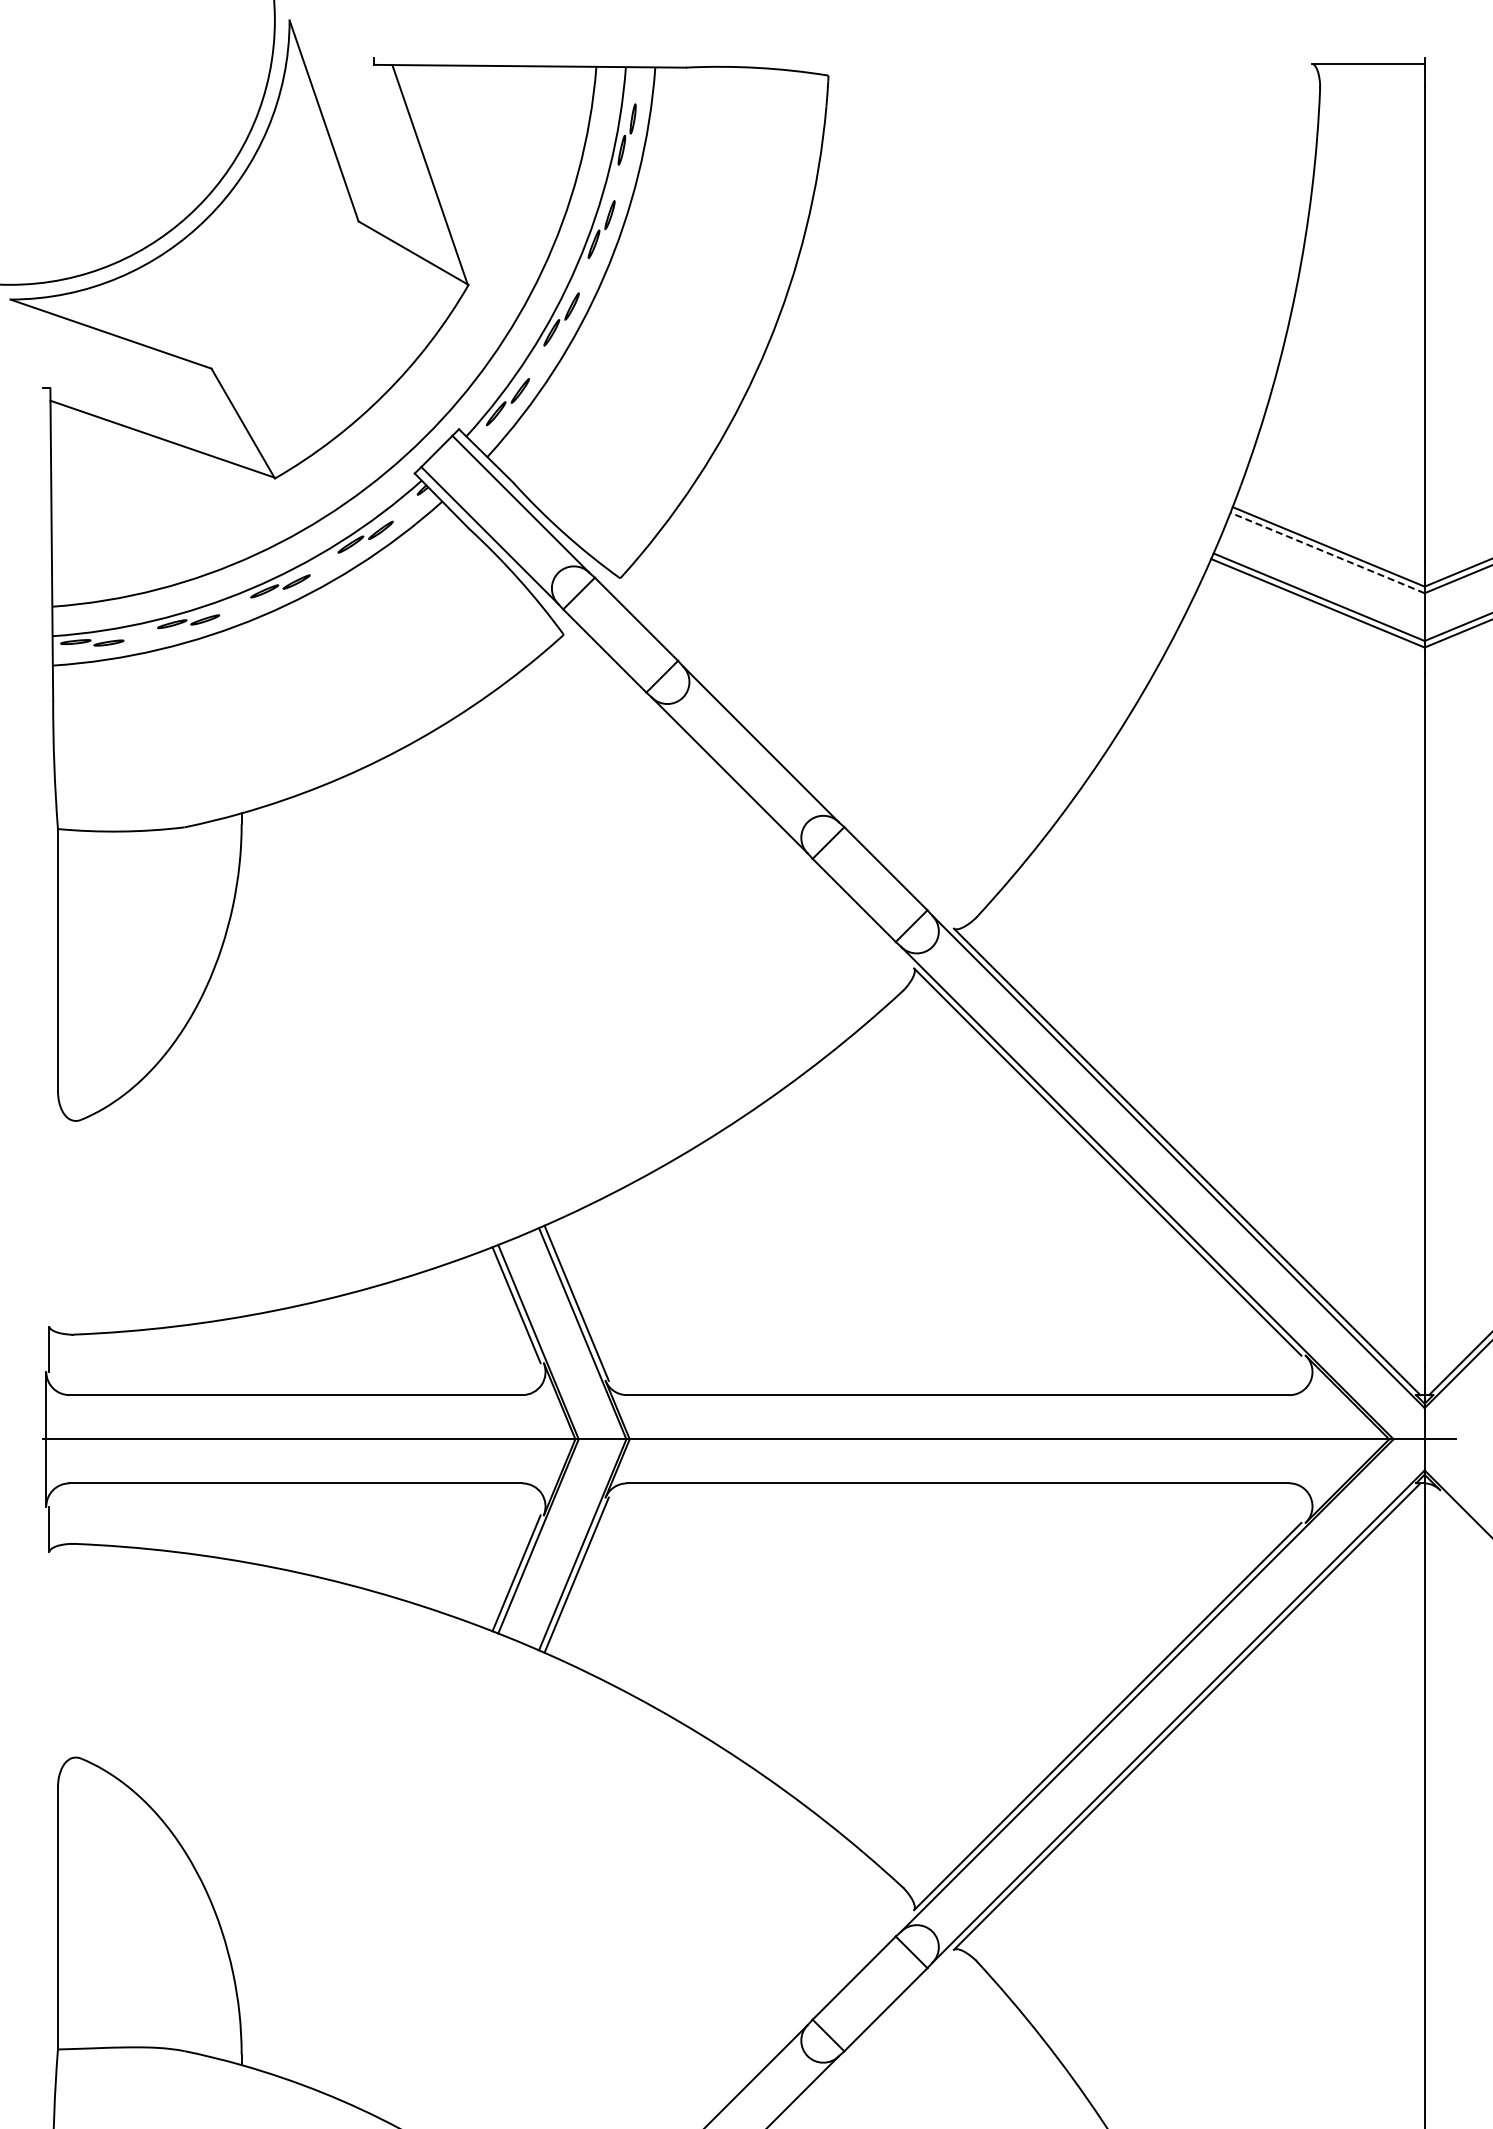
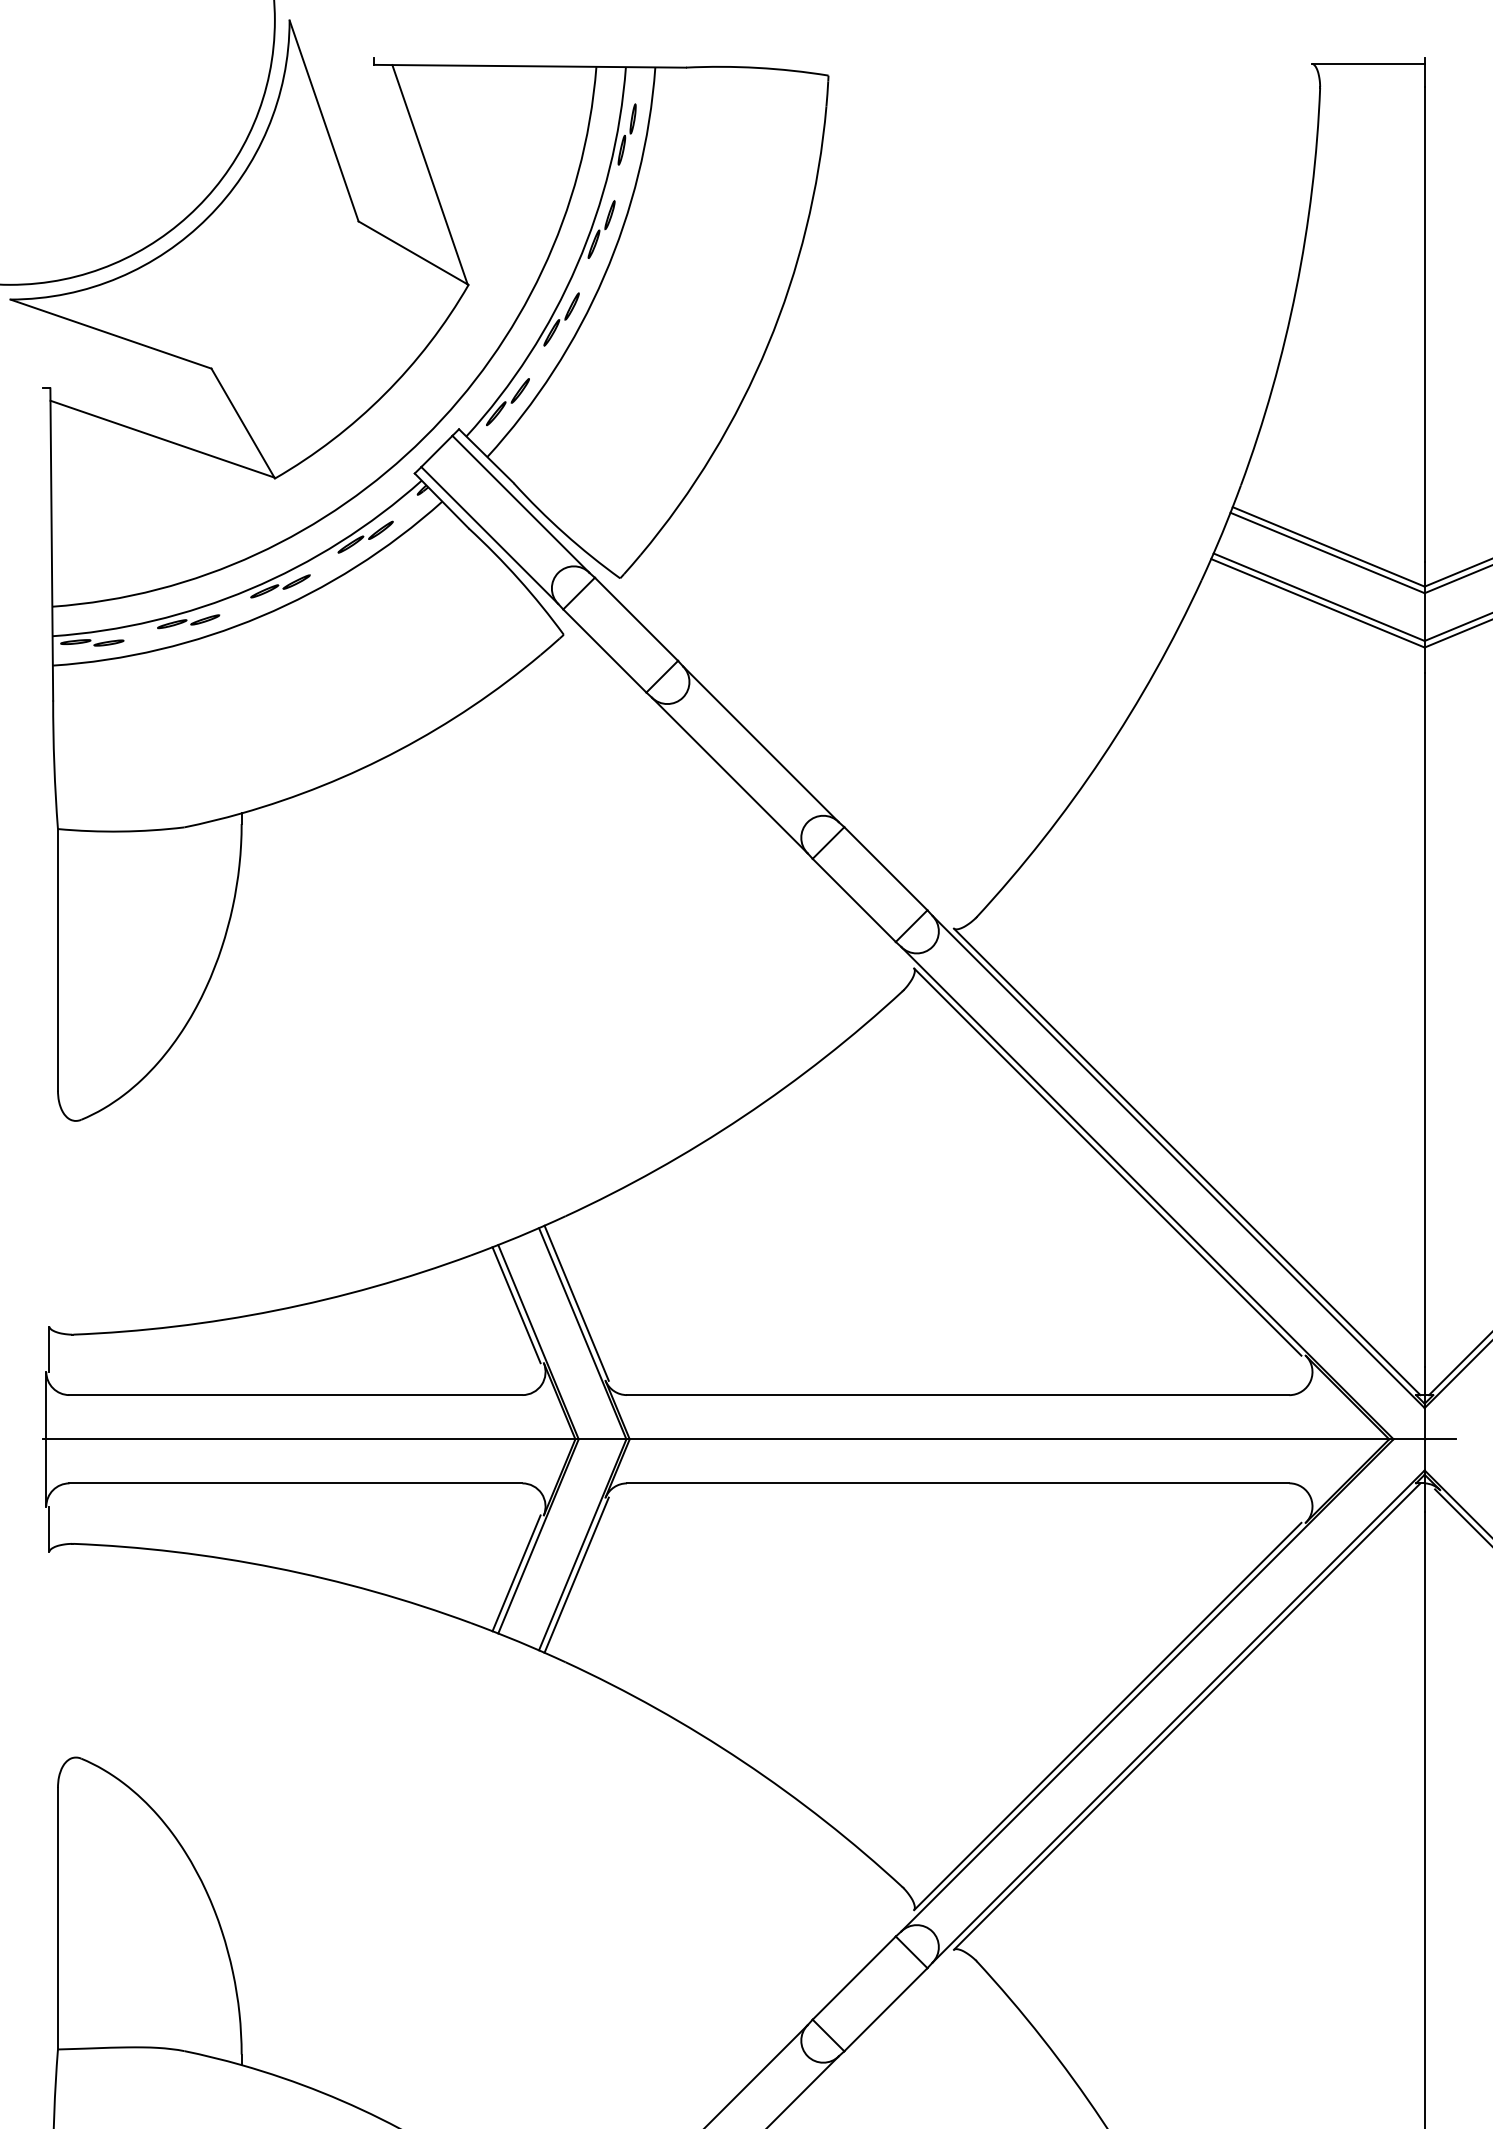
line: dashed -> solid (1327, 552)
line: none -> present (1462, 1516)
